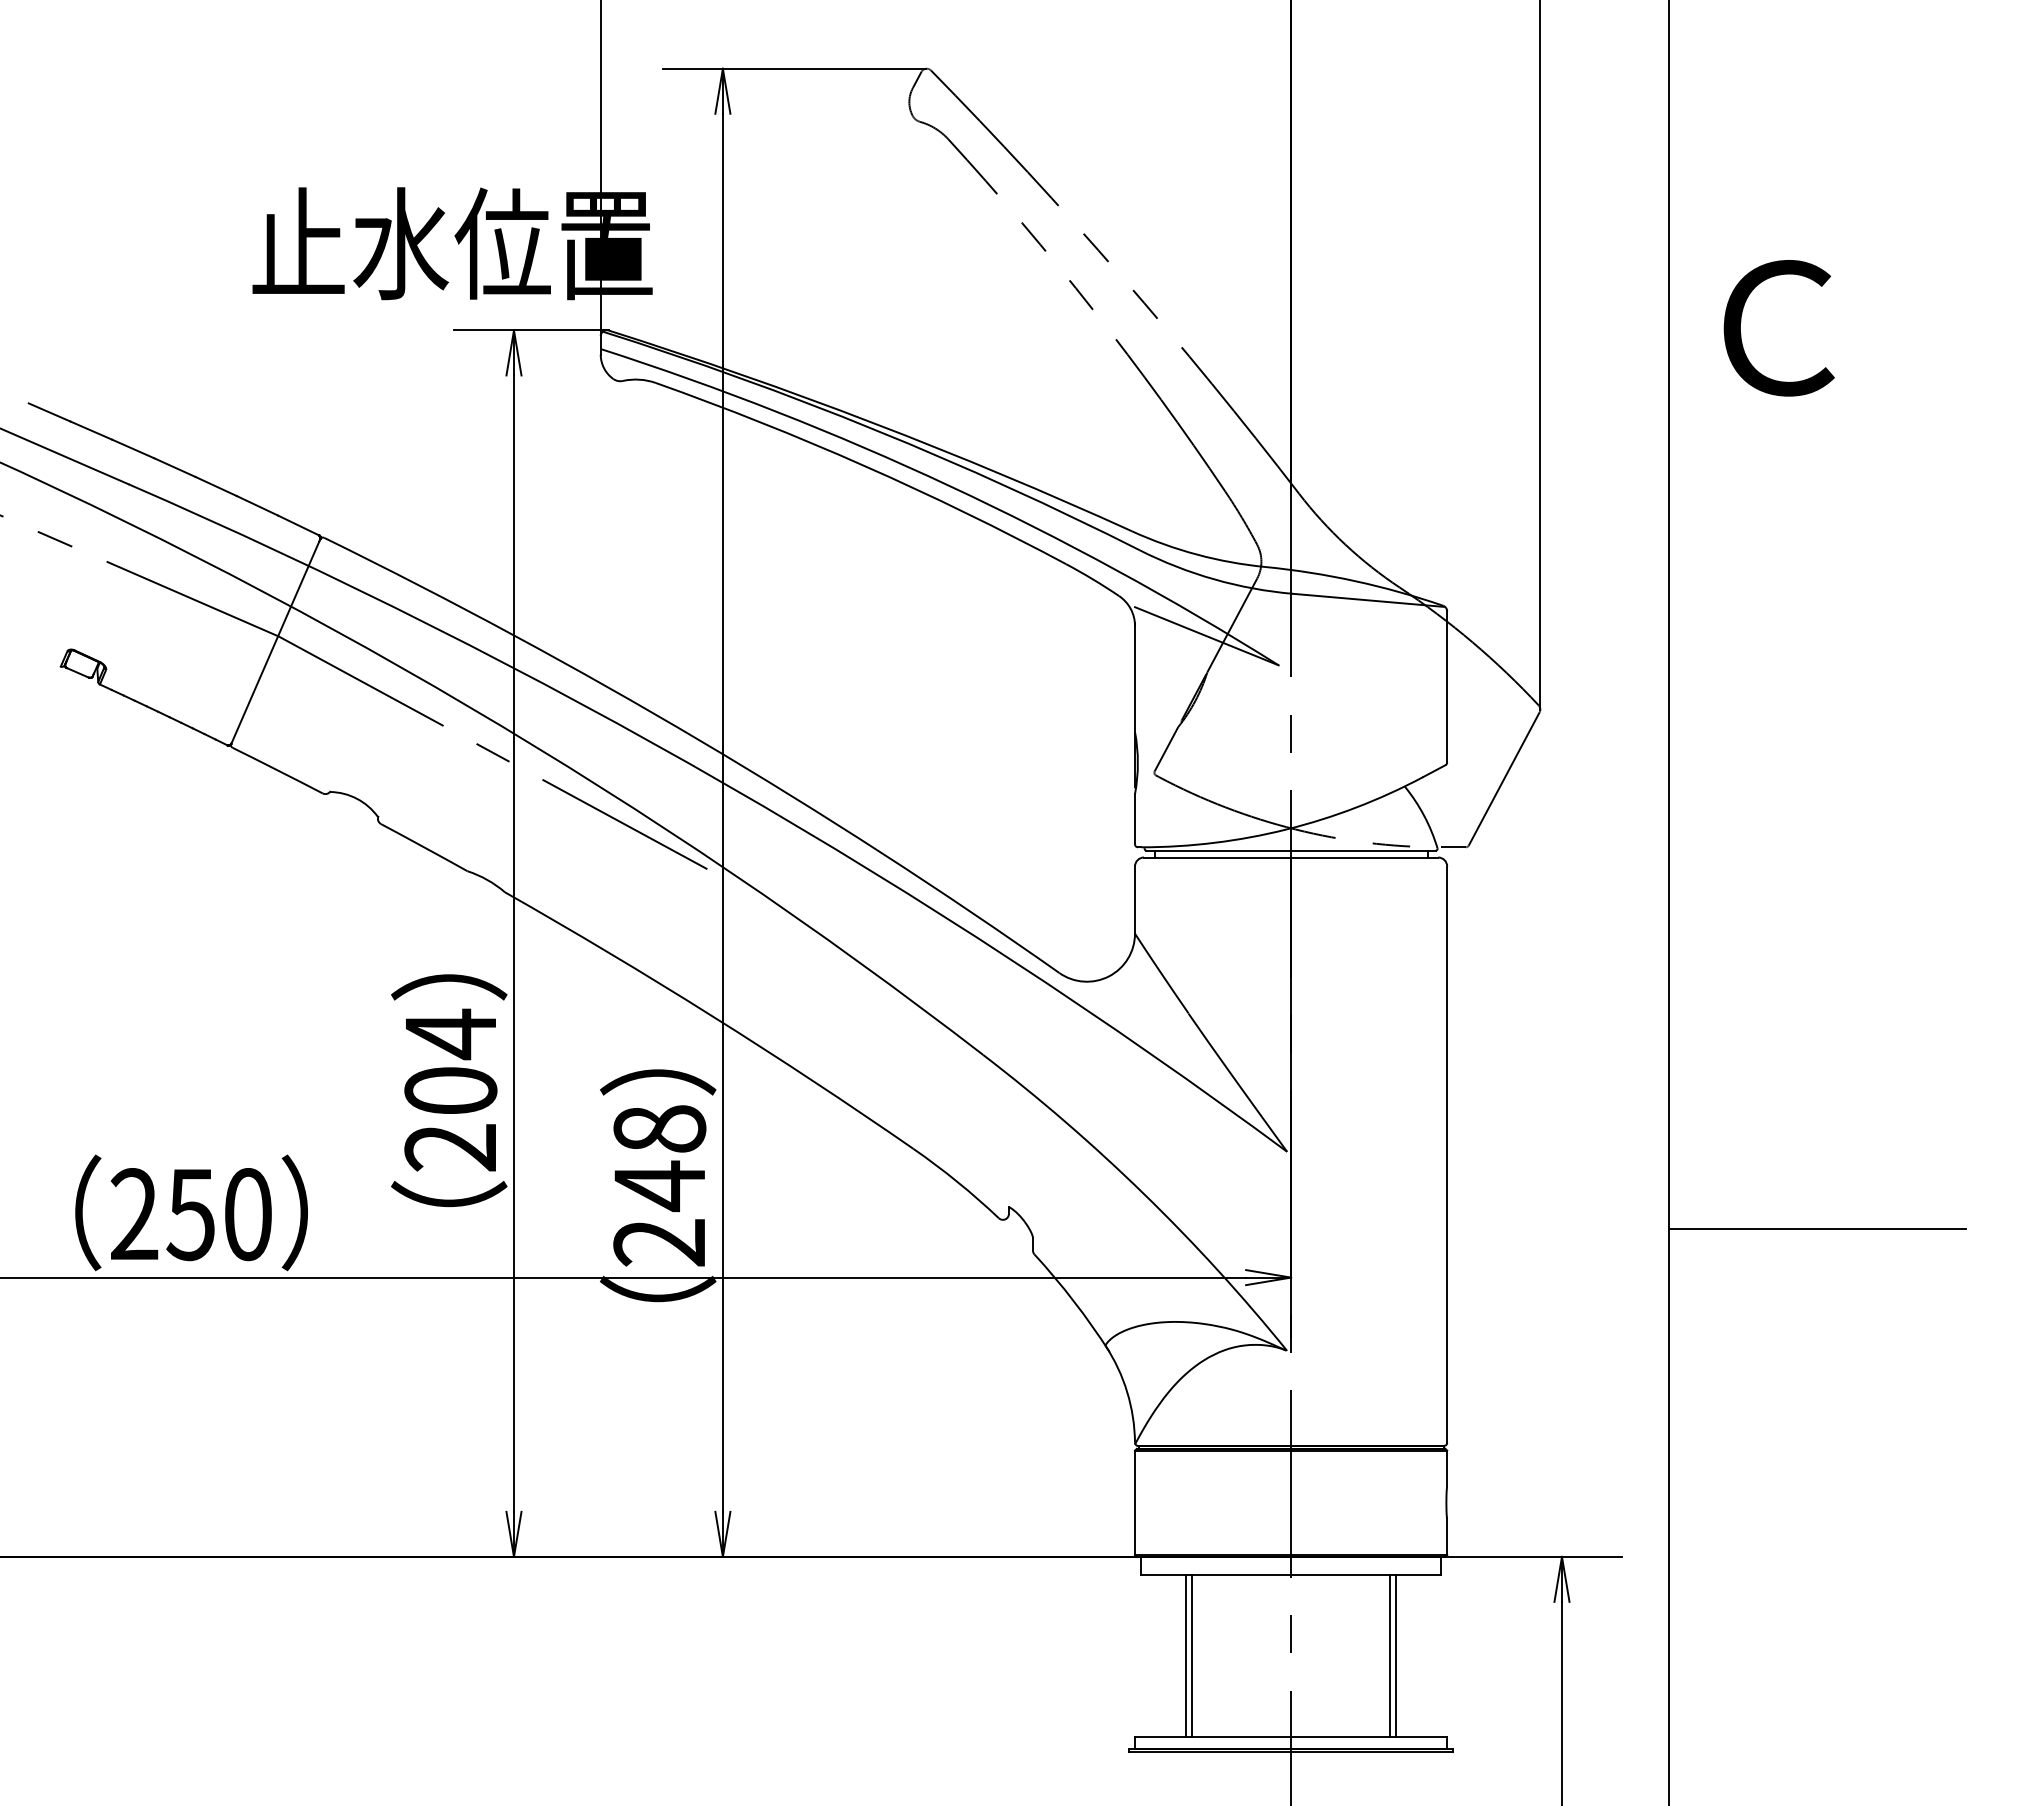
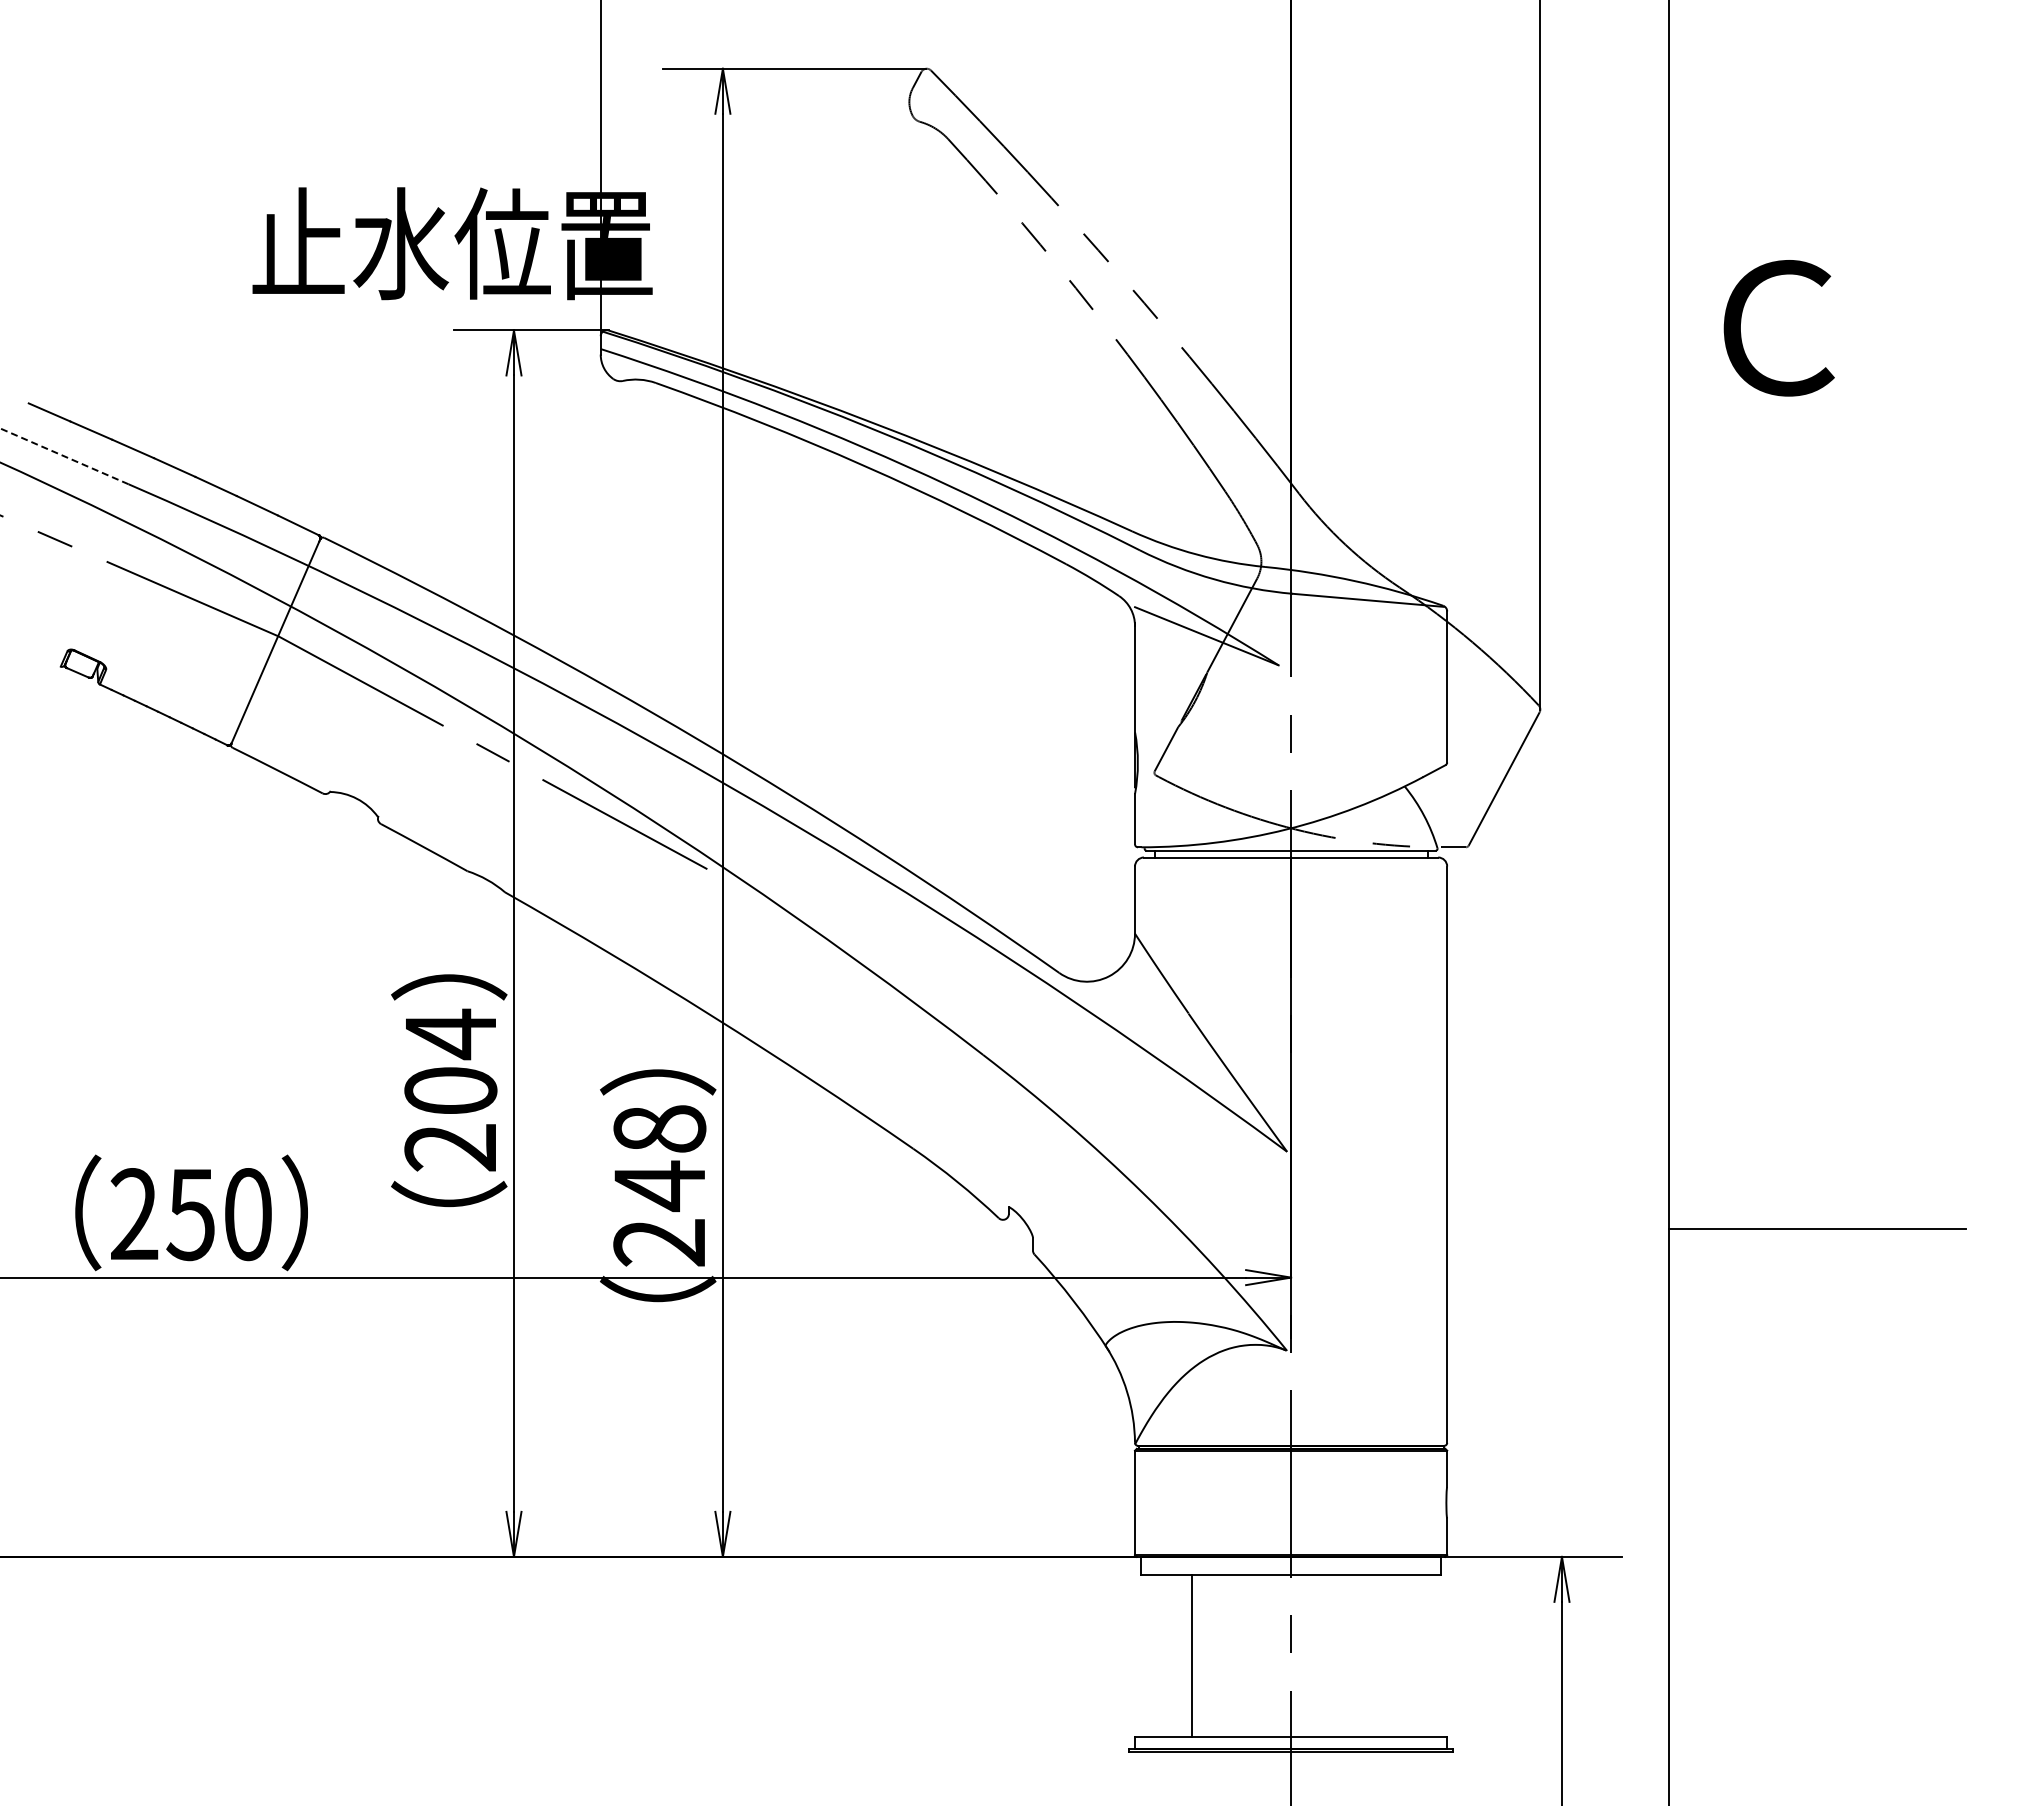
line: solid -> dashed (64, 456)
line: present -> none (1186, 1655)
line: present -> none (1390, 1655)
line: present -> none (1396, 1655)
